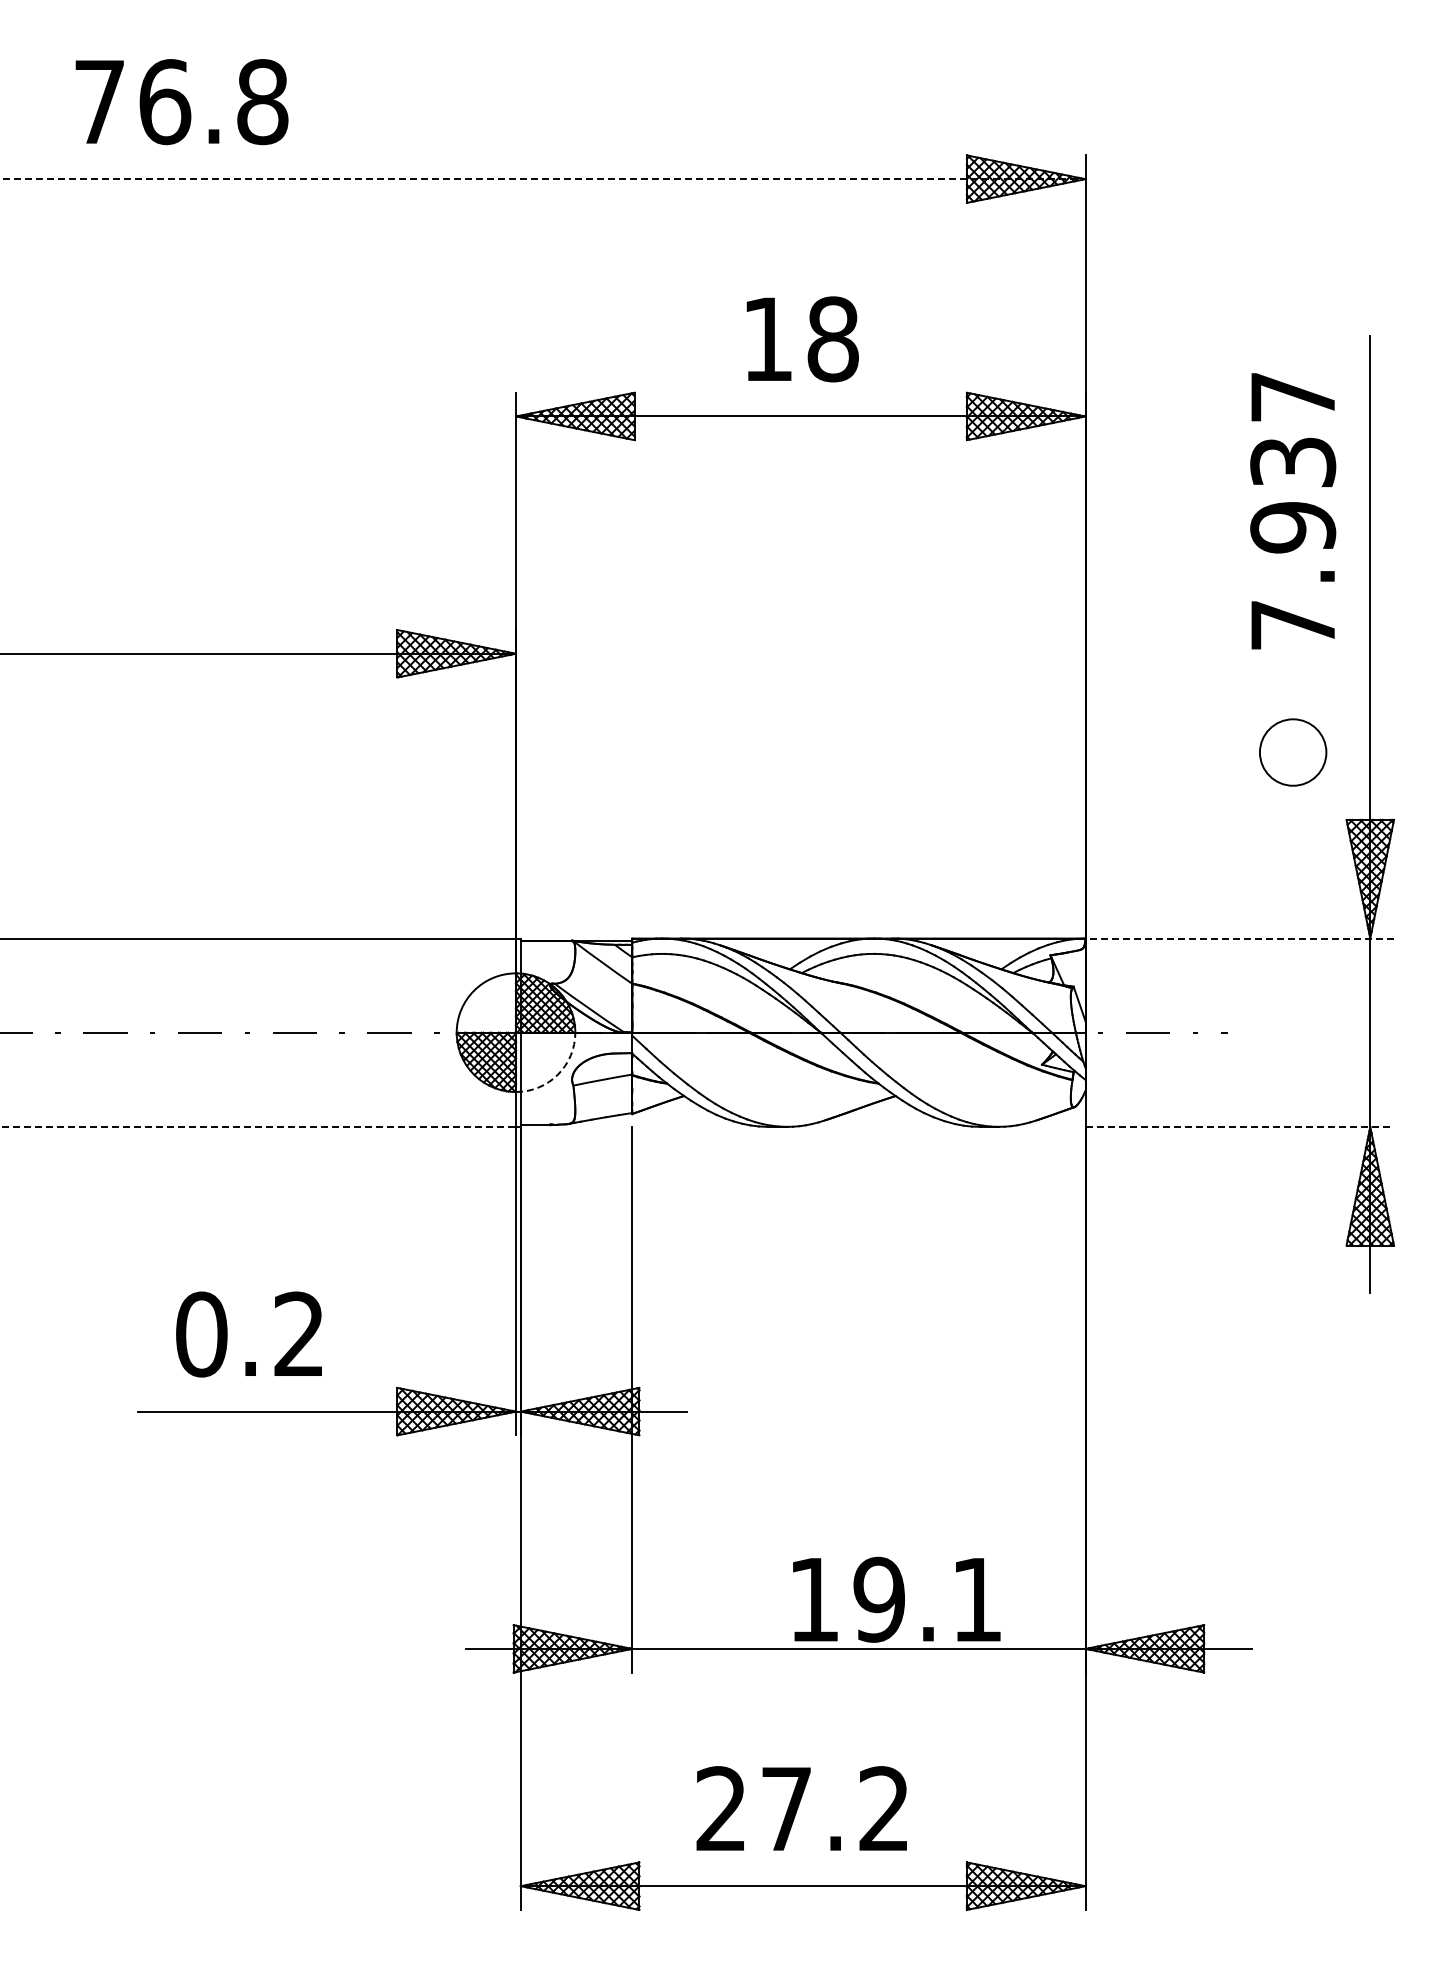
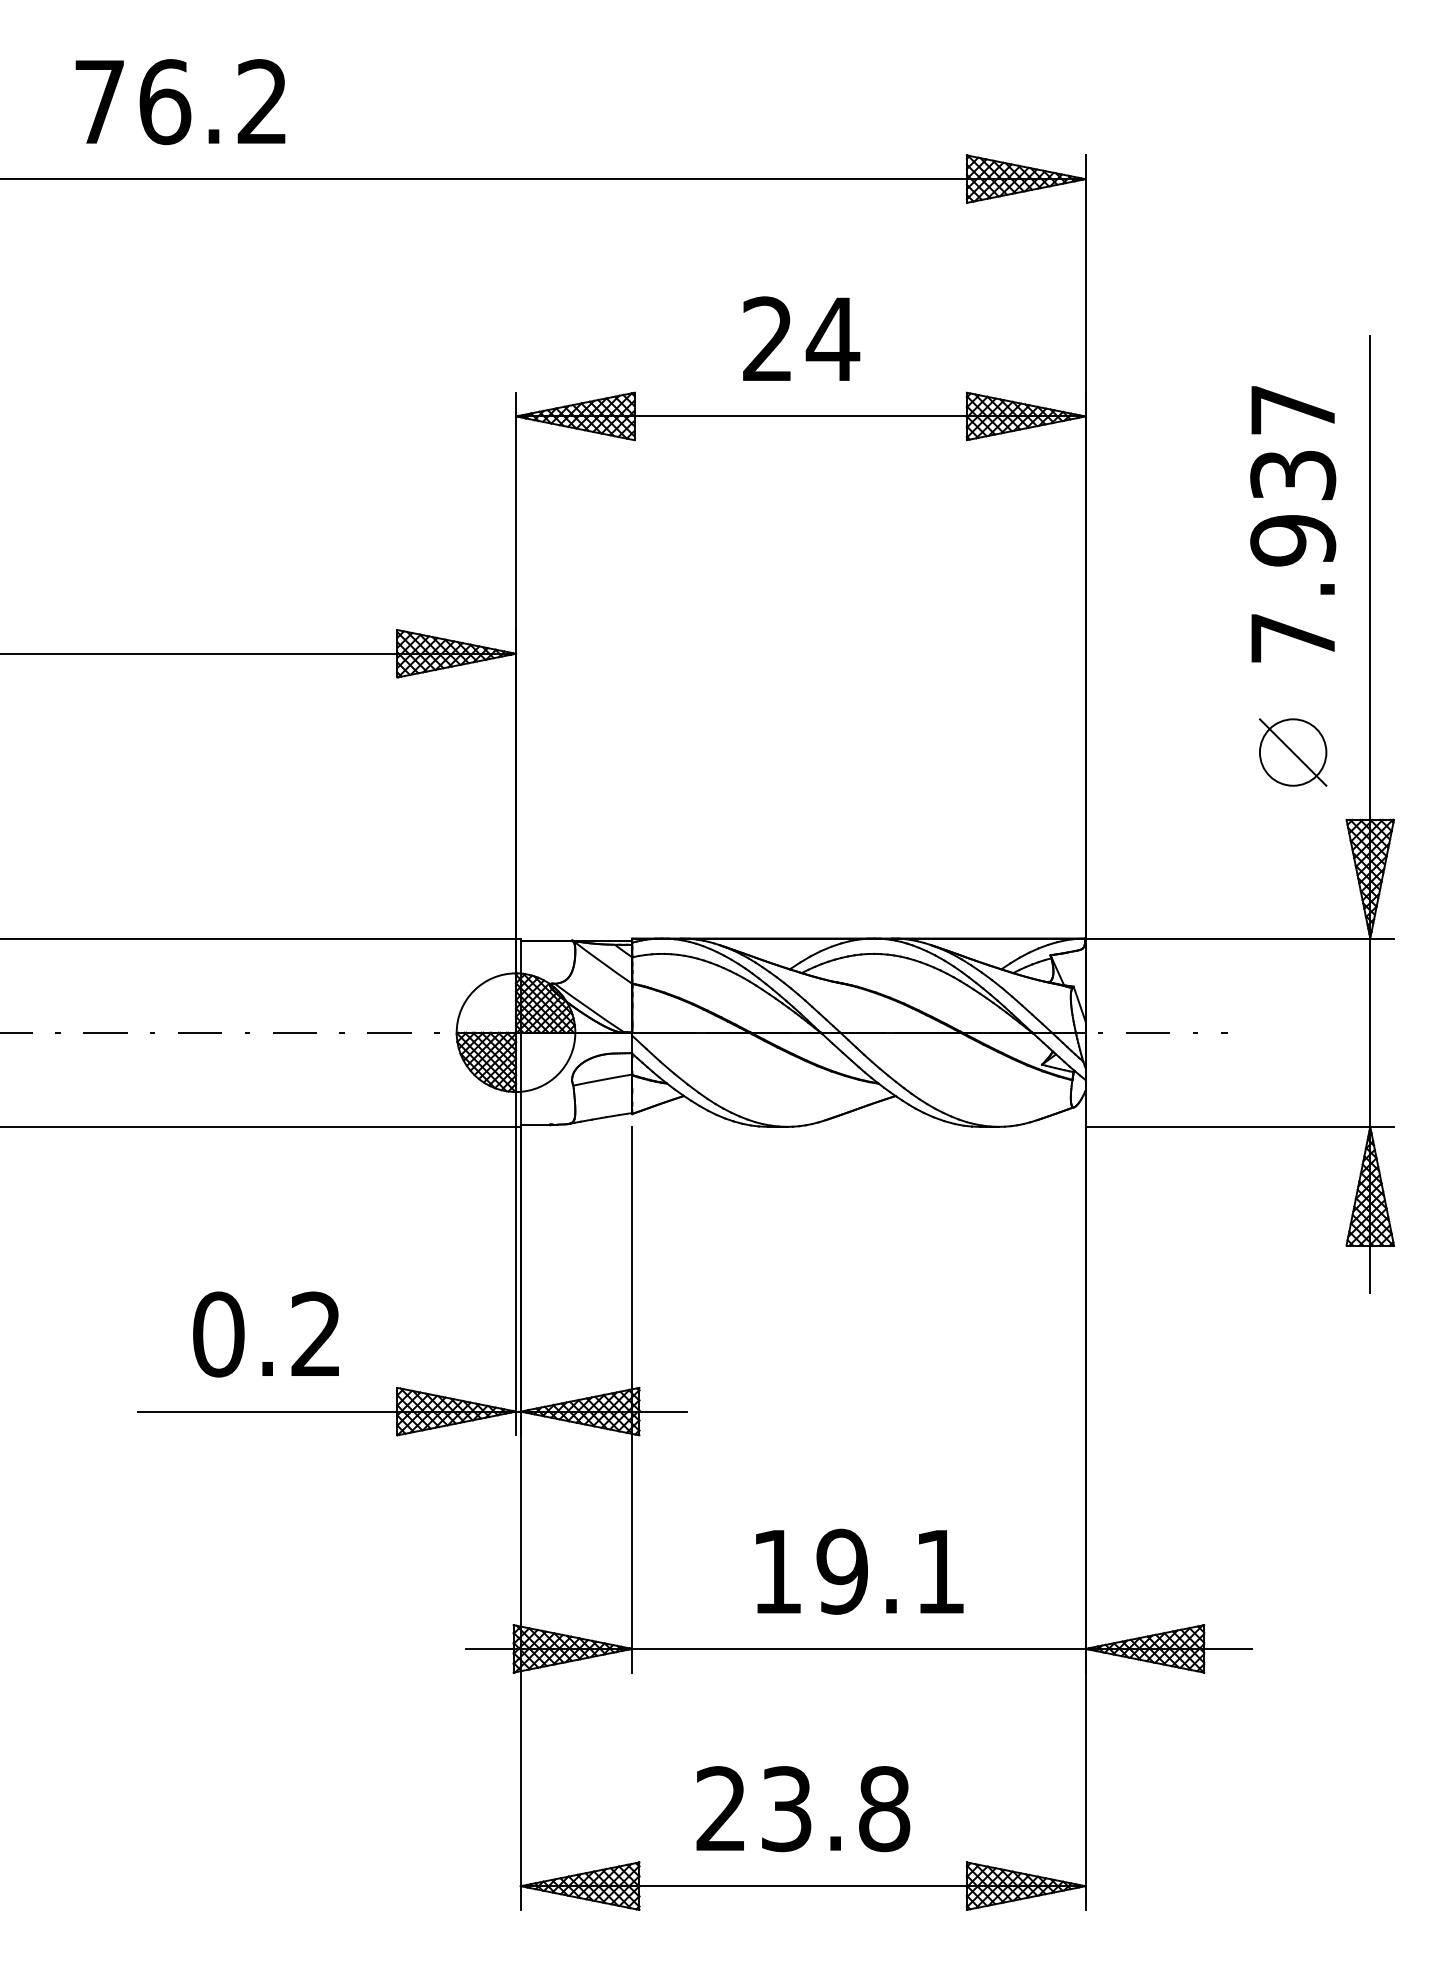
text: 76.8 -> 76.2 (262, 102)
line: dashed -> solid (542, 179)
text: 18 -> 24 (801, 339)
text position: (1293, 511) -> (1293, 524) (1293, 524)
line: none -> present (1292, 752)
line: dashed -> solid (1239, 938)
arc: dashed -> solid (557, 1074)
line: dashed -> solid (258, 1126)
line: dashed -> solid (1240, 1126)
text position: (248, 1334) -> (265, 1334) (265, 1334)
text position: (896, 1599) -> (859, 1571) (859, 1571)
text: 27.2 -> 23.8 (836, 1809)
